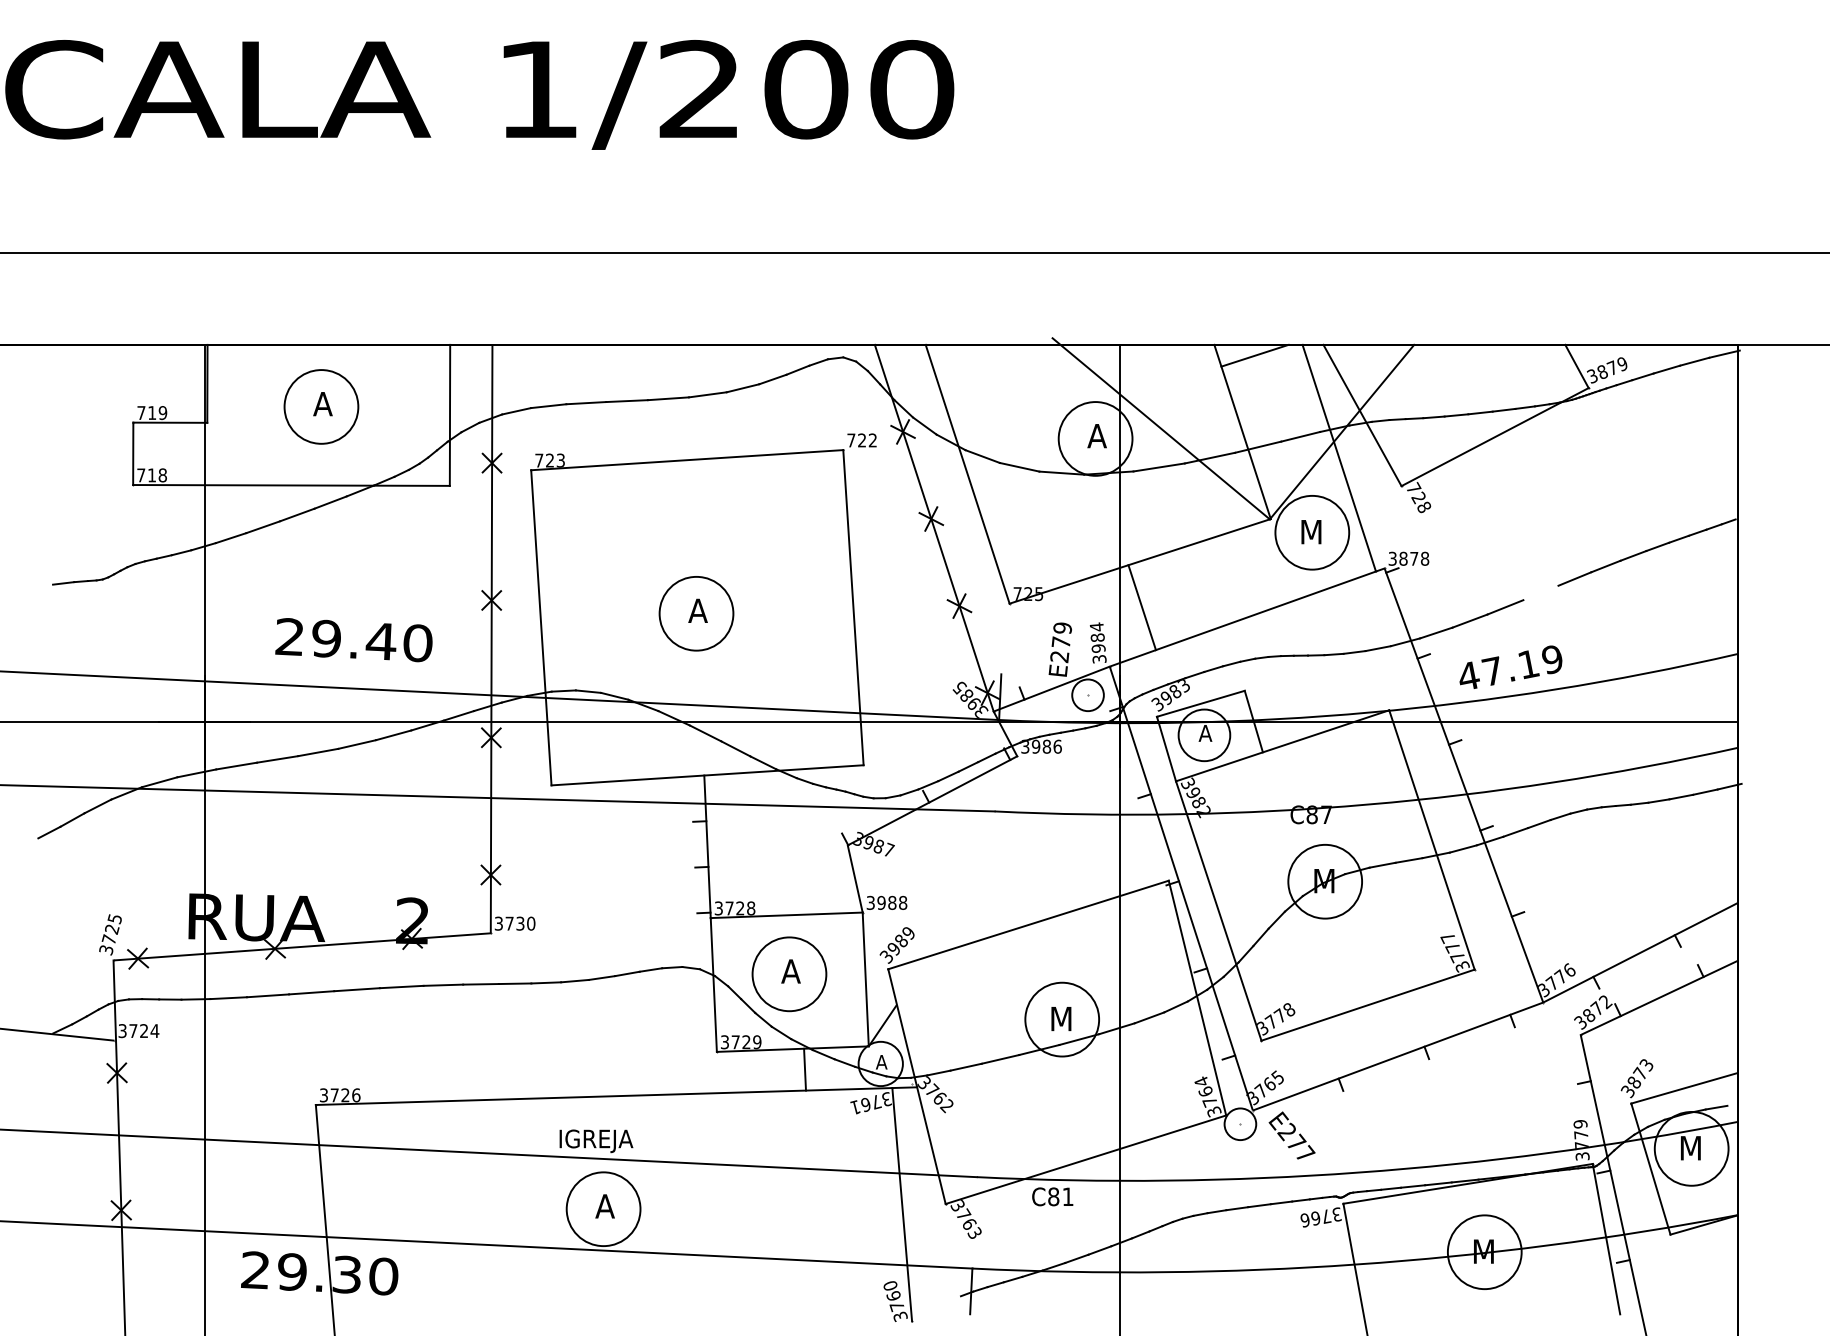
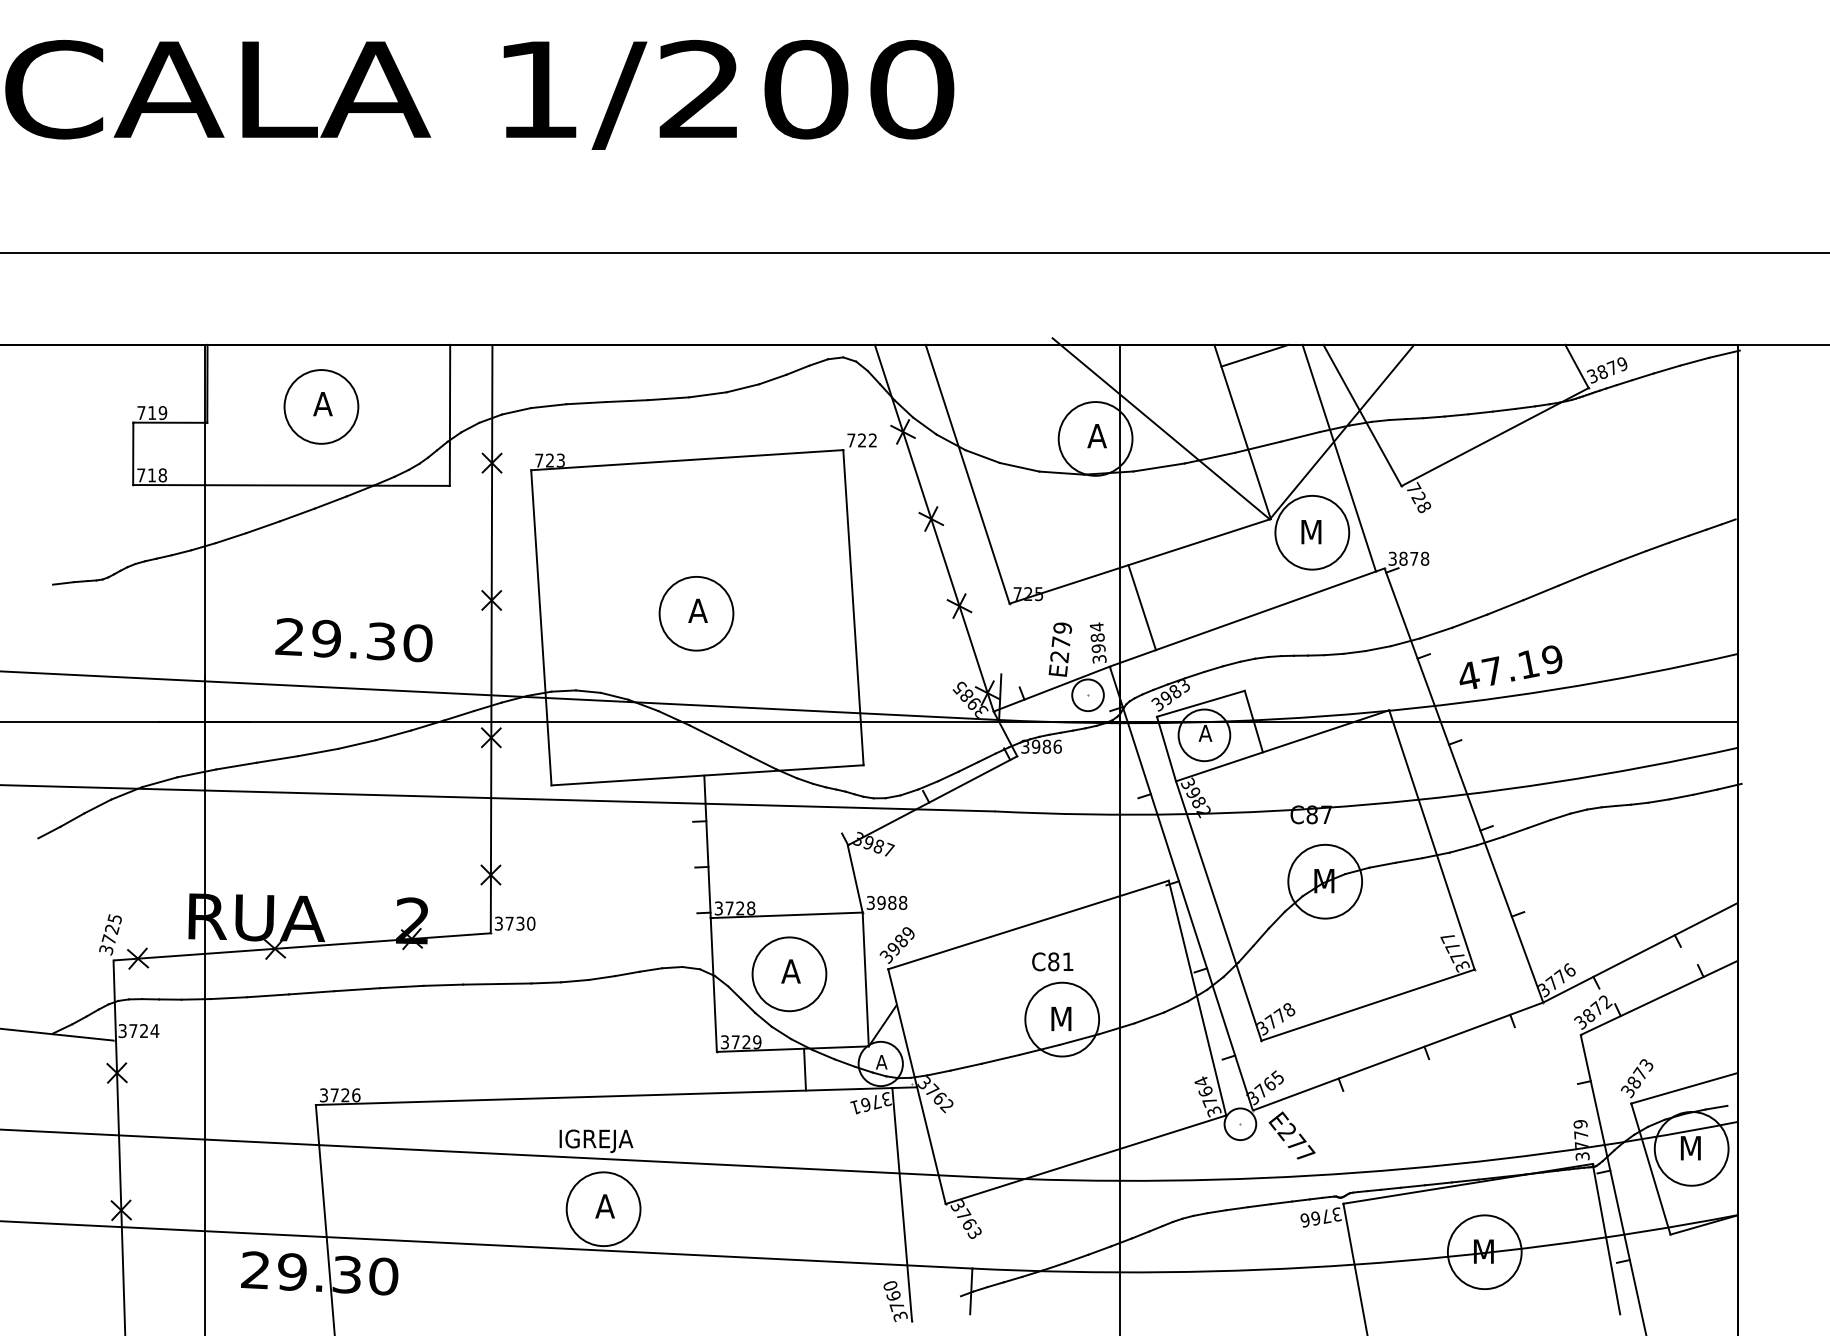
line: none -> present (1540, 592)
text: 29.40 -> 29.30 (380, 641)
text position: (1052, 1196) -> (1052, 961) (1052, 961)
